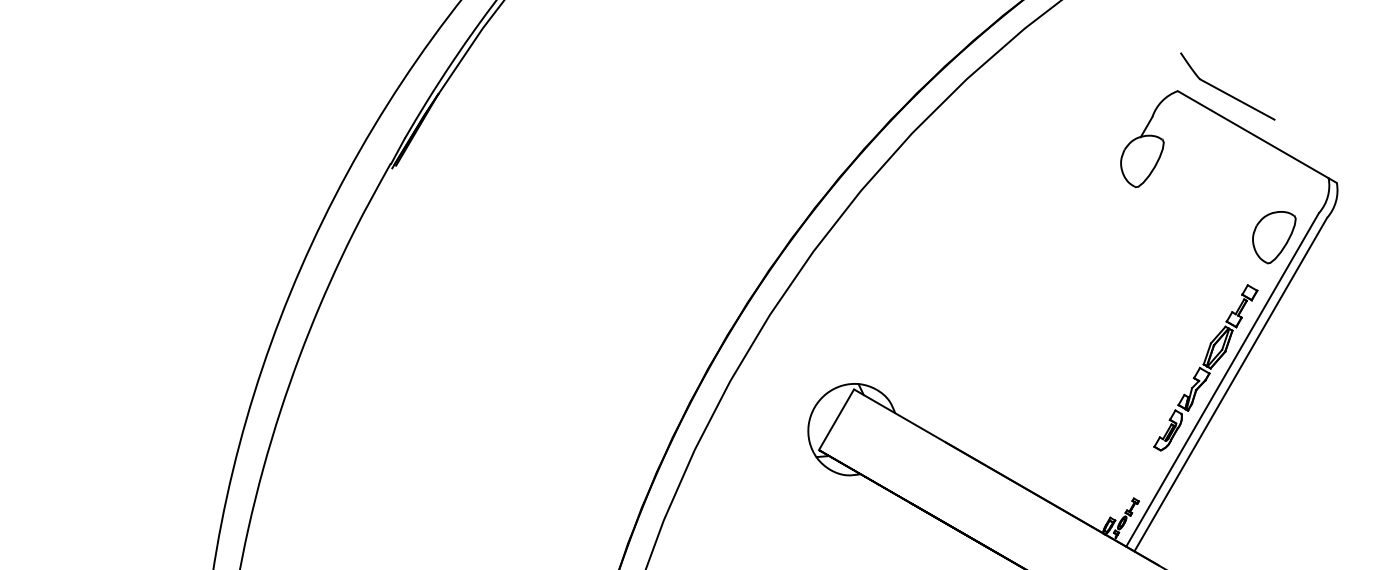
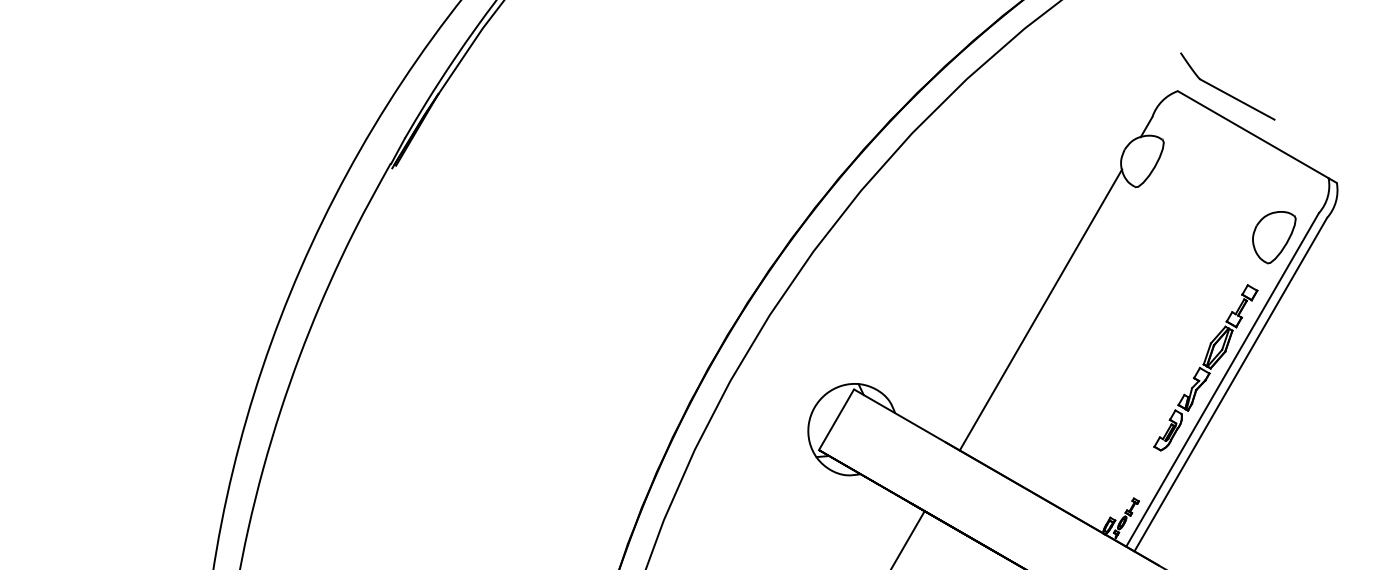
line: none -> present (1040, 309)
line: none -> present (908, 538)
